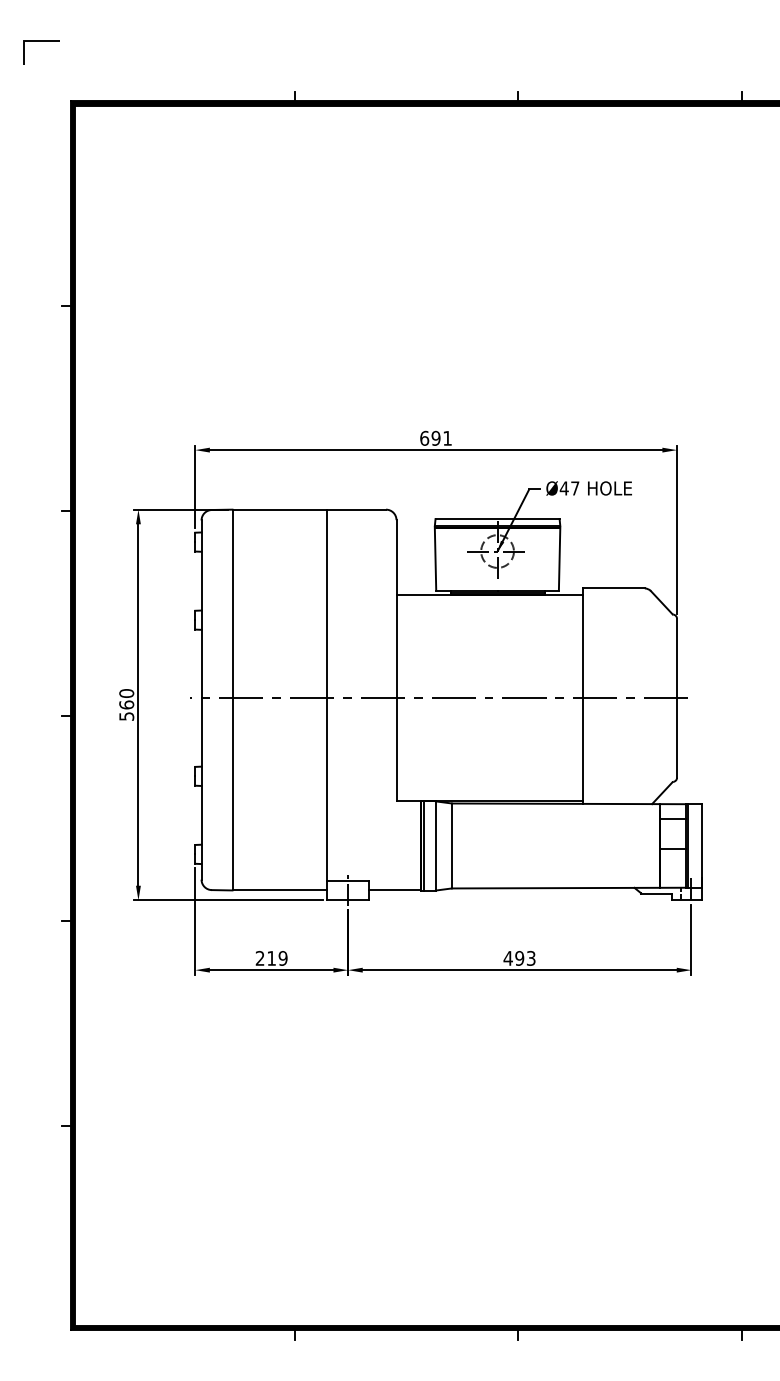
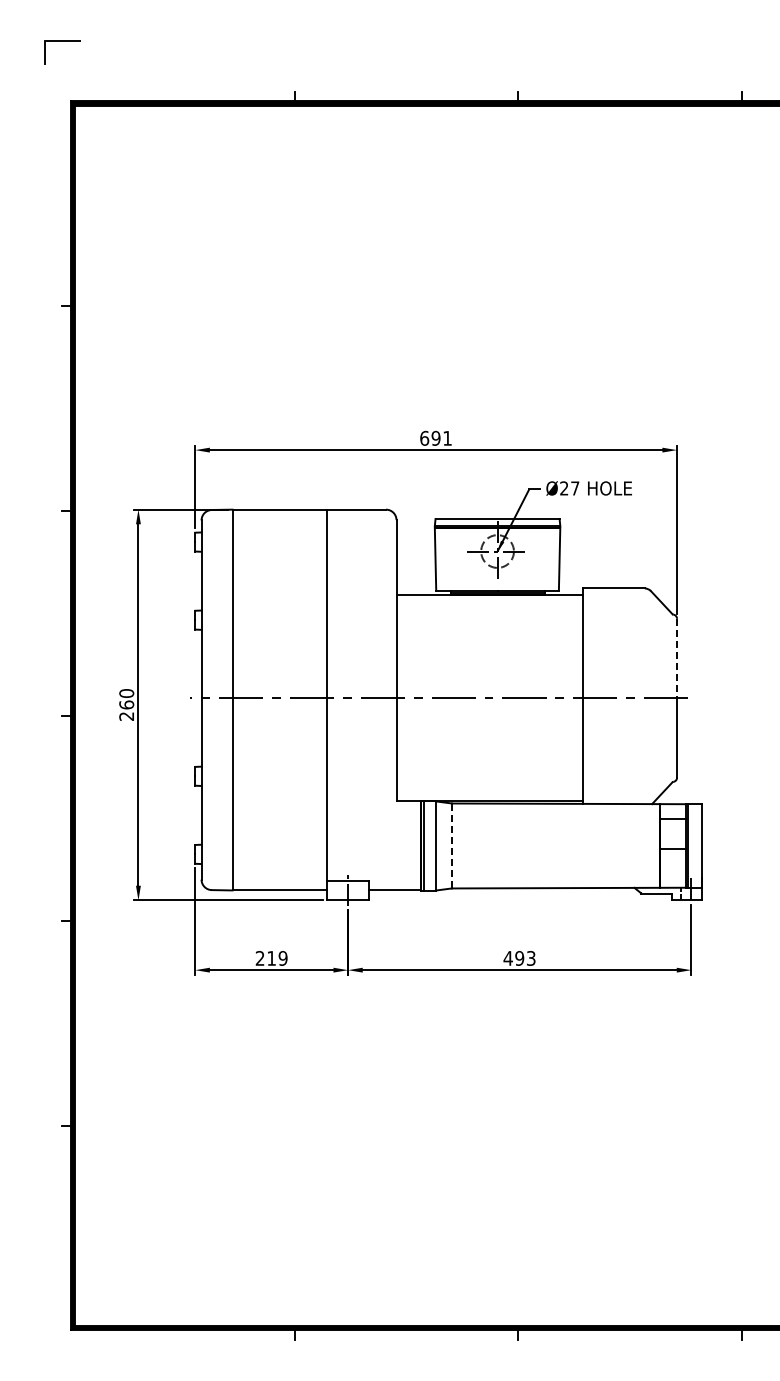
line position: (41, 41) -> (62, 41) (62, 41)
text: Ø47 -> Ø27 (563, 488)
line: solid -> dashed (677, 658)
text: 560 -> 260 (126, 716)
line: solid -> dashed (451, 846)
